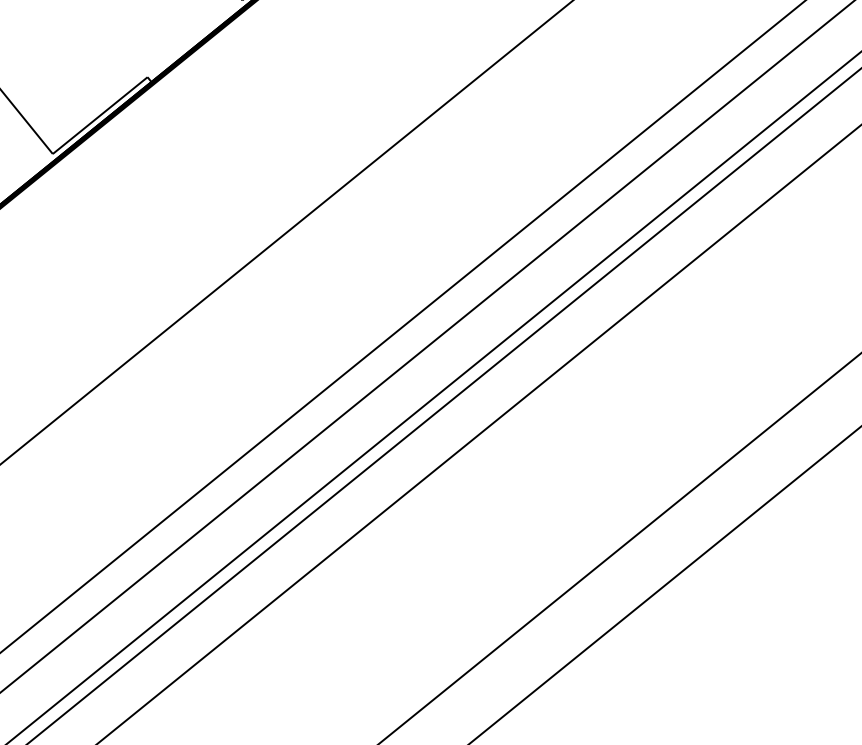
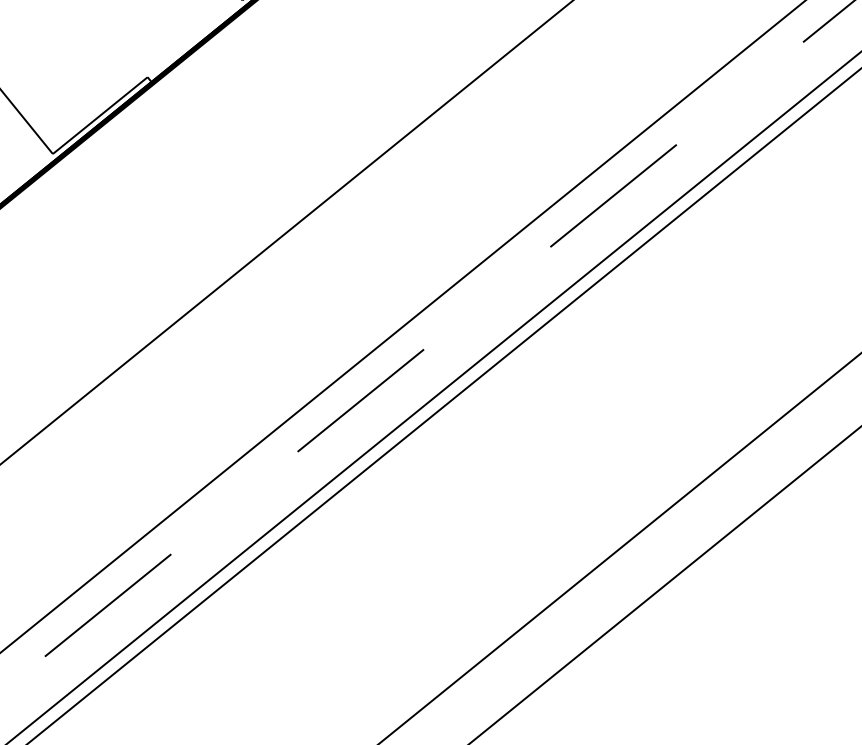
line: solid -> dashed (428, 346)
line: present -> none (478, 434)
